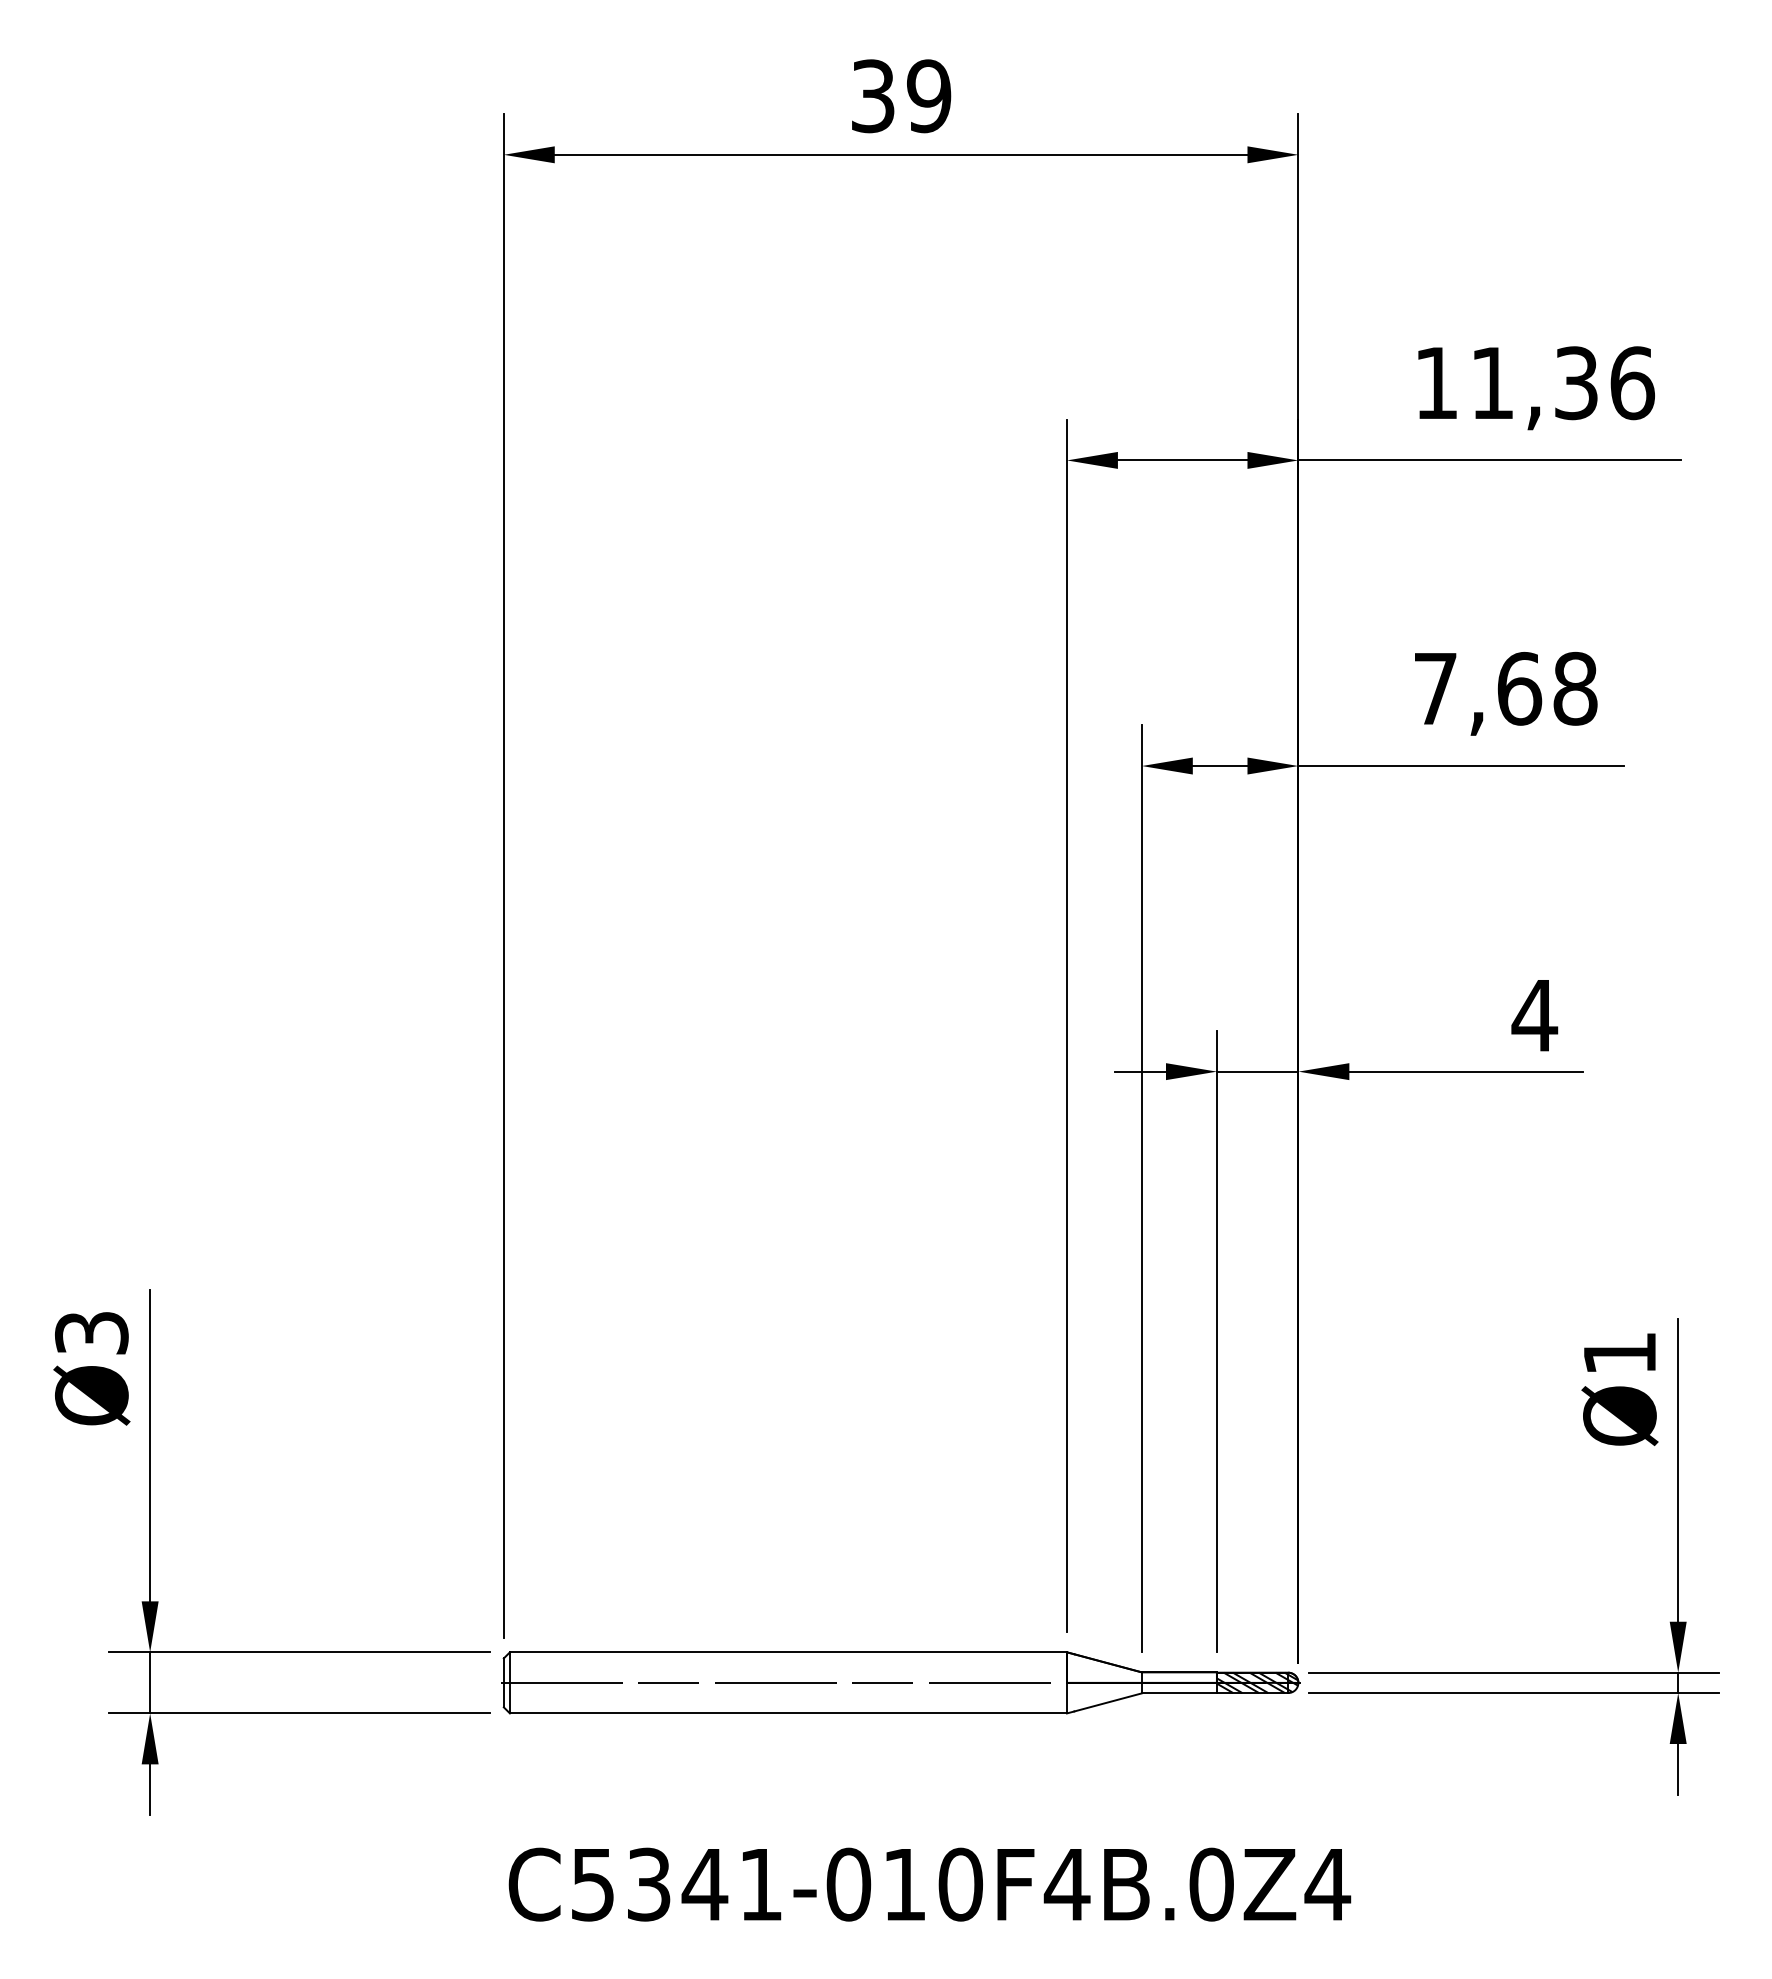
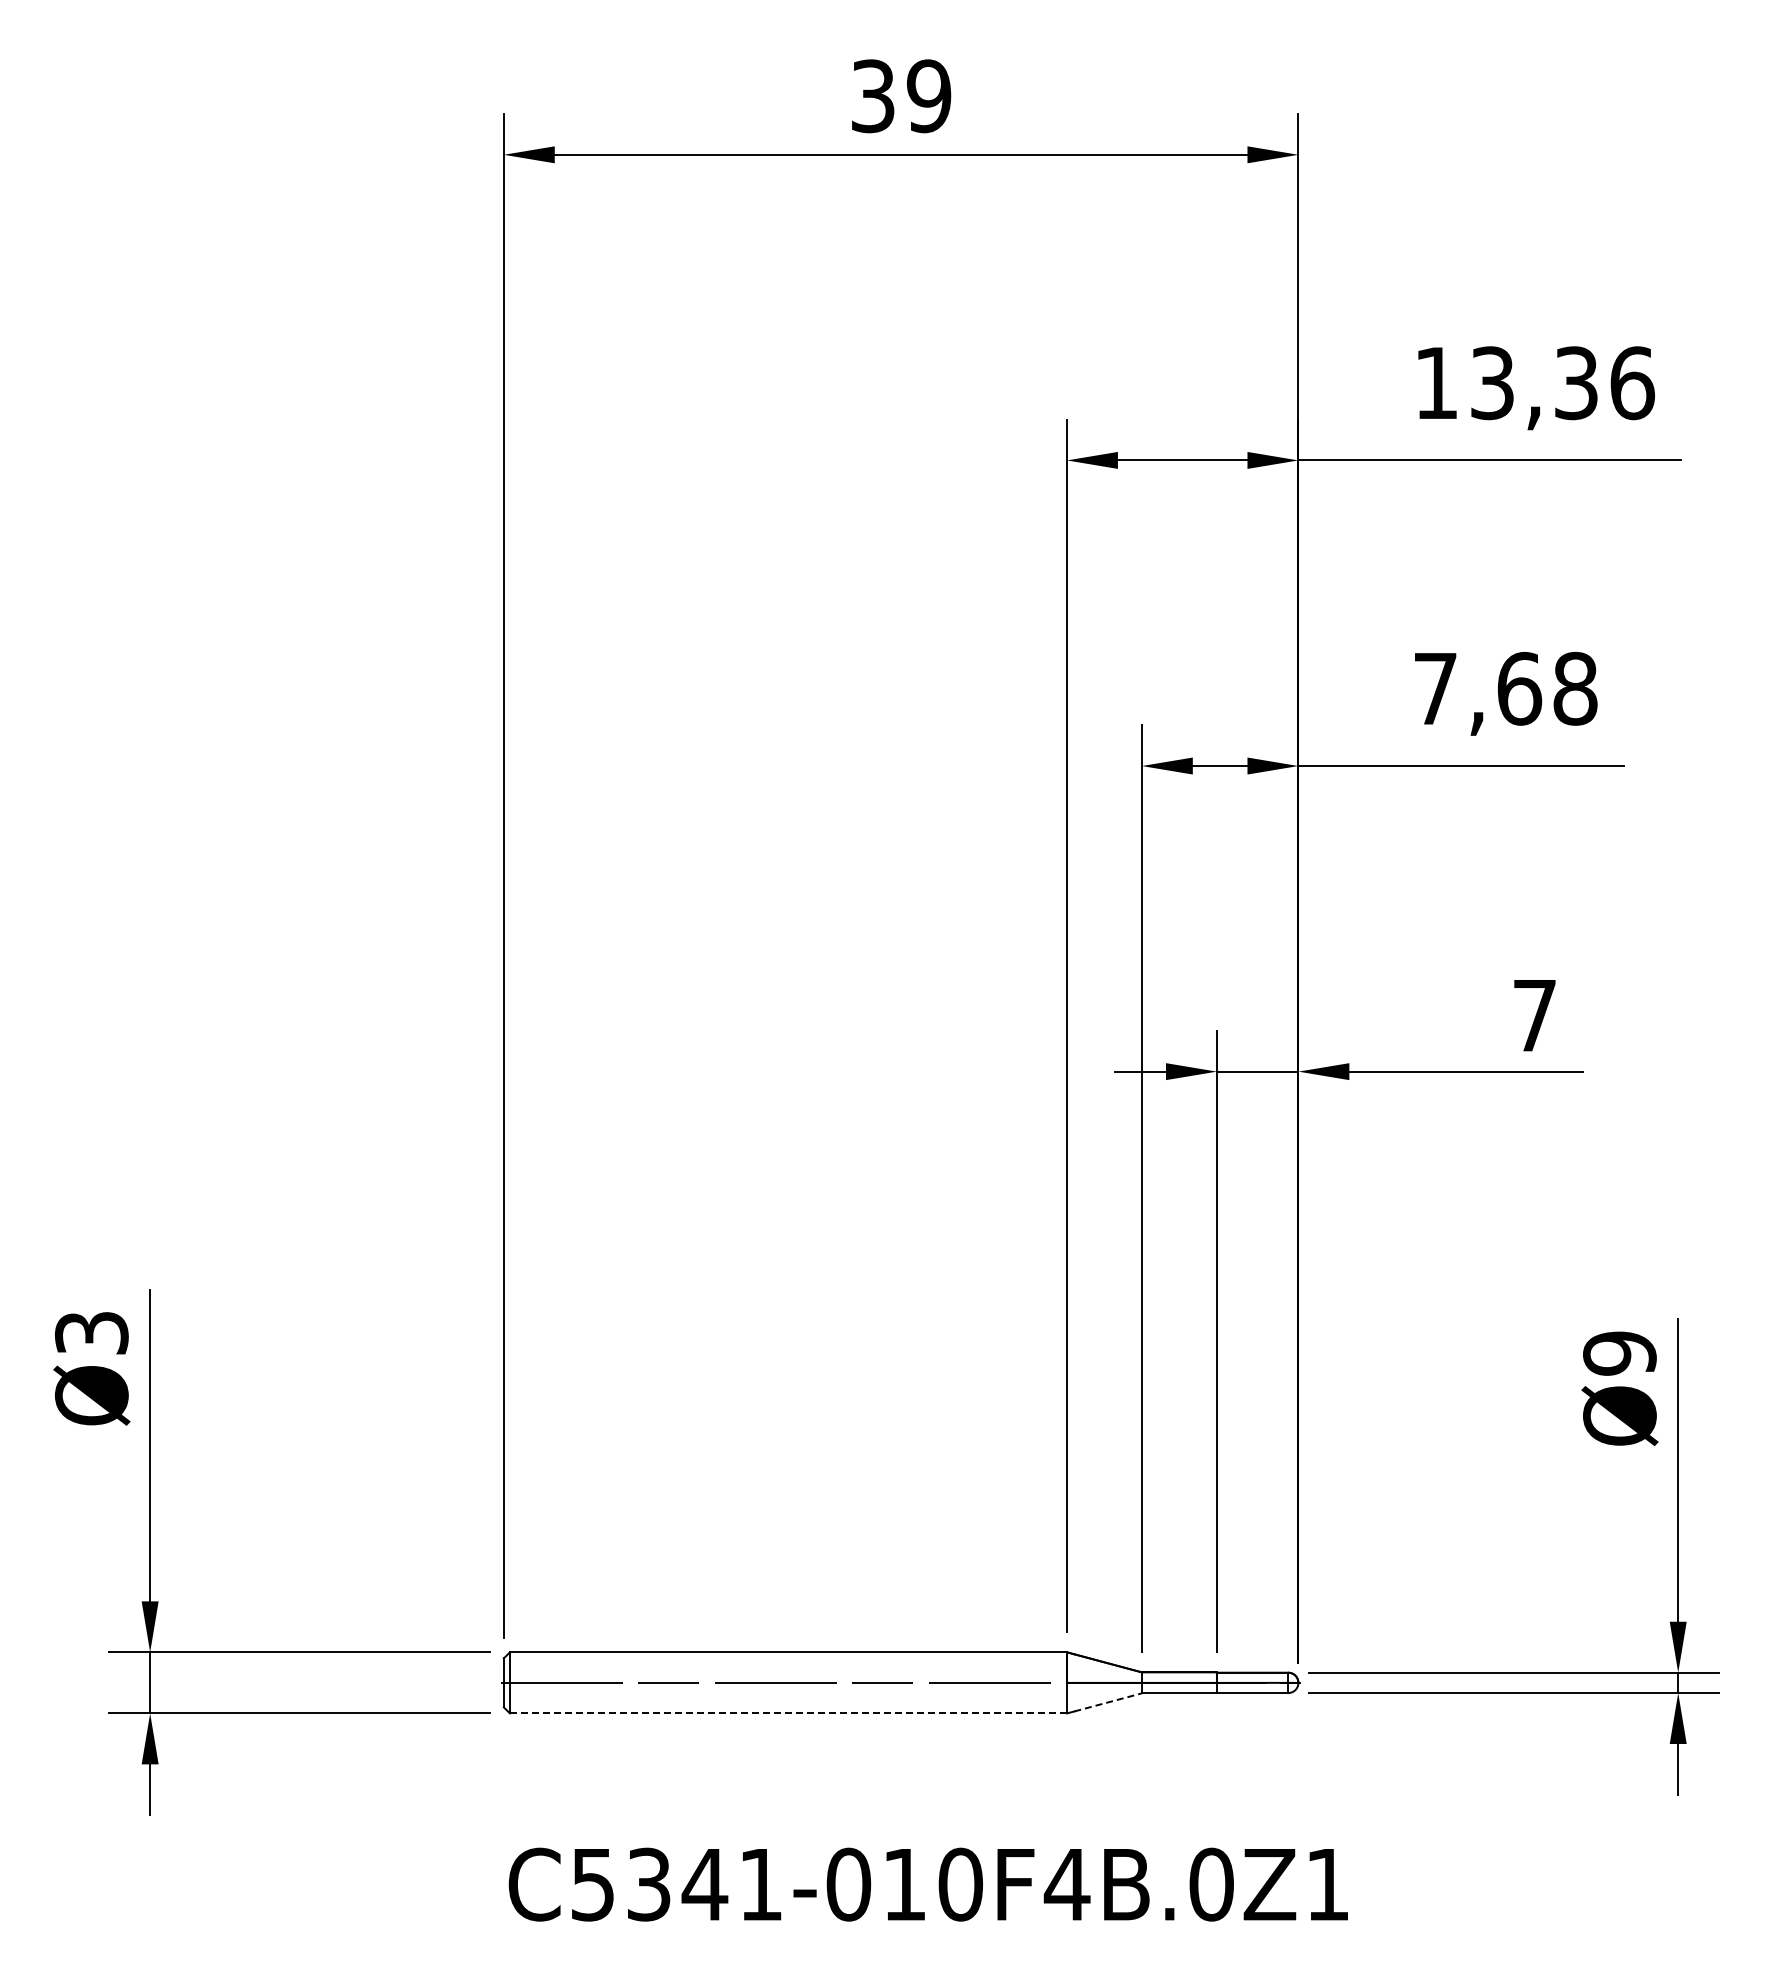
text: 11,36 -> 13,36 (1492, 383)
text: 4 -> 7 (1534, 1015)
text: Ø1 -> Ø9 (1619, 1353)
hatch: present -> none (1257, 1682)
line: solid -> dashed (1108, 1702)
line: solid -> dashed (788, 1713)
text: C5341-010F4B.0Z4 -> C5341-010F4B.0Z1 (1327, 1884)
